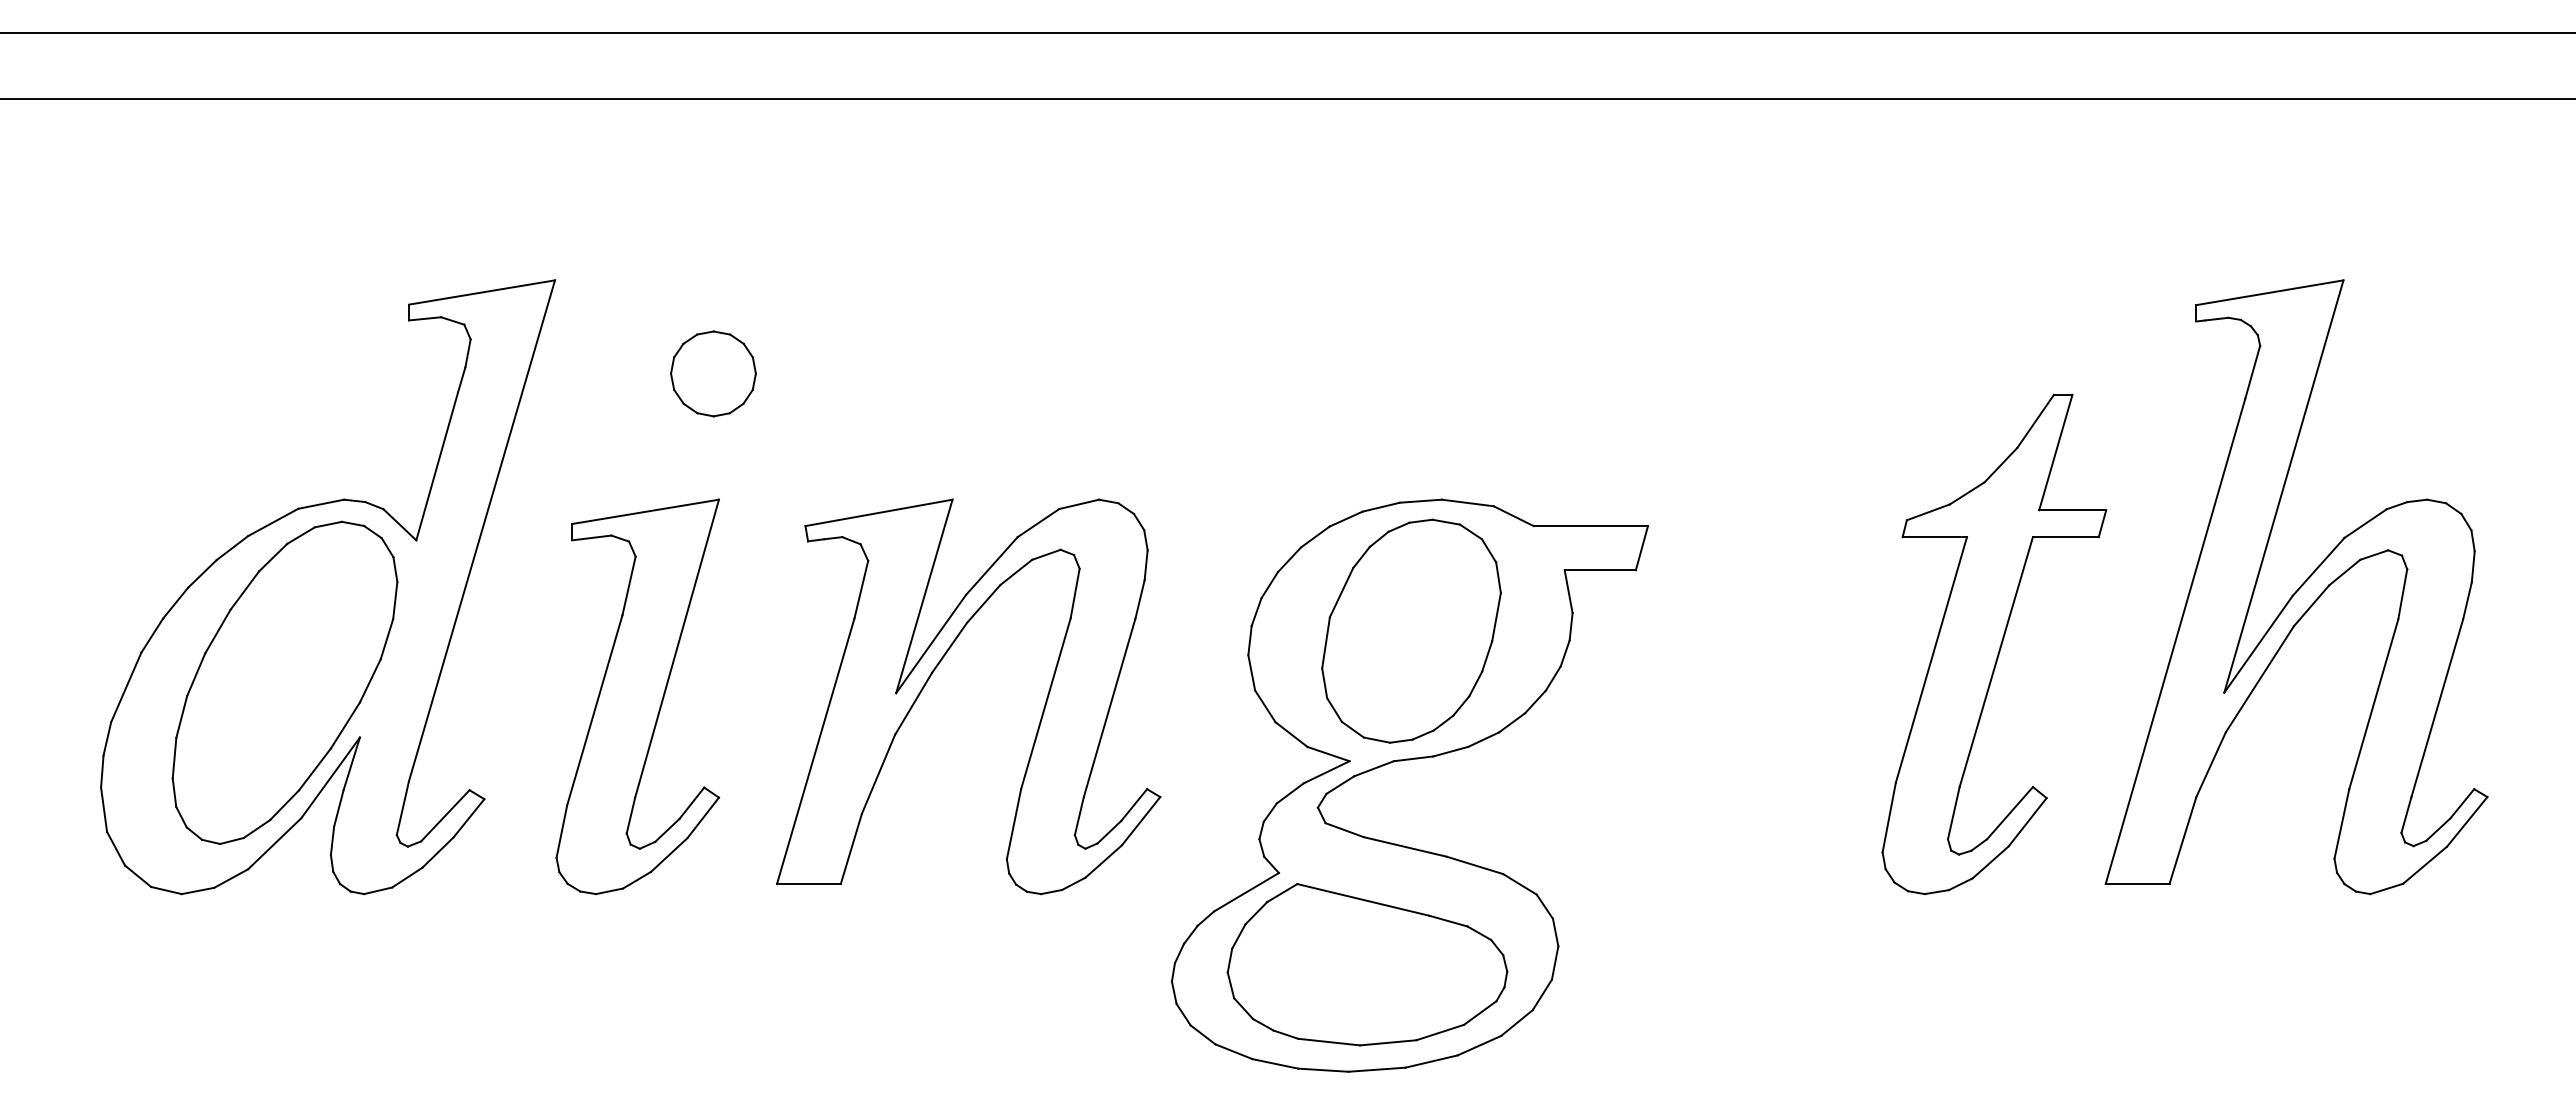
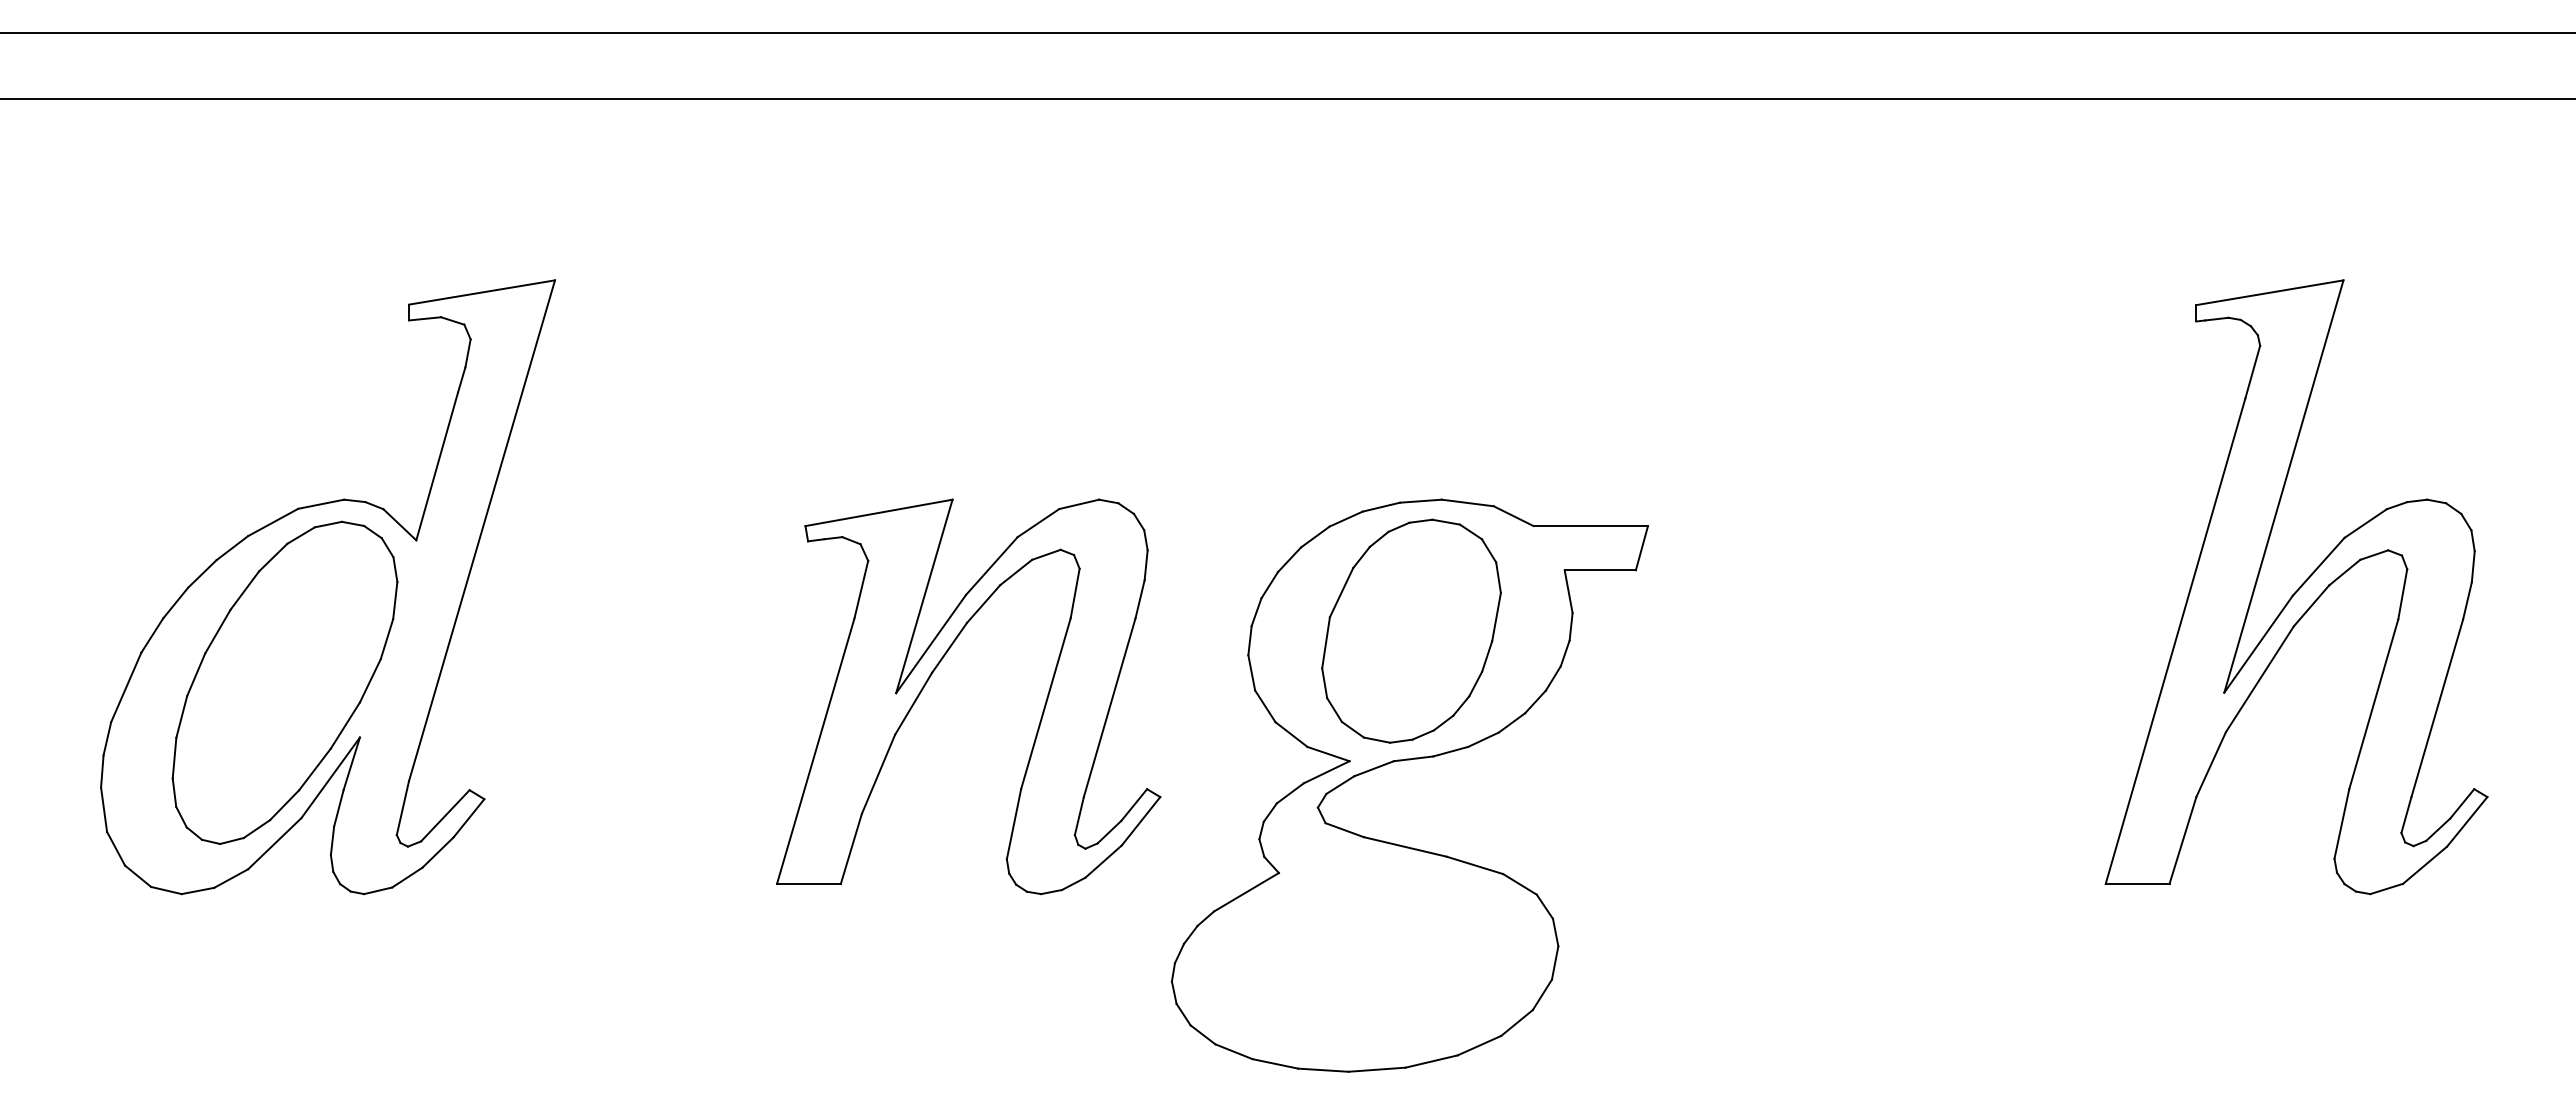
part: present -> none (713, 373)
part: present -> none (1994, 644)
part: present -> none (637, 696)
part: present -> none (1367, 964)
